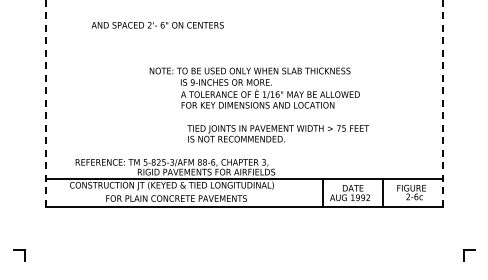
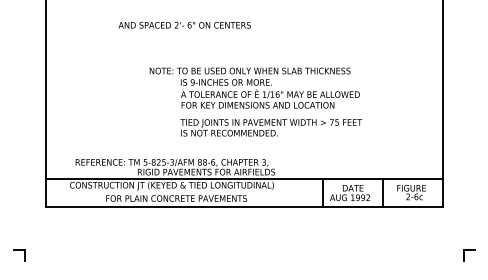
text position: (157, 25) -> (184, 25) (184, 25)
line: dashed -> solid (45, 103)
line: dashed -> solid (443, 103)
text position: (278, 133) -> (271, 127) (271, 127)
